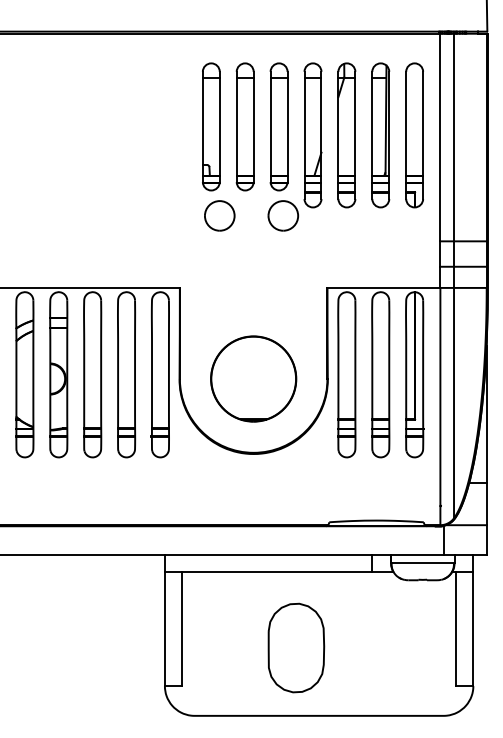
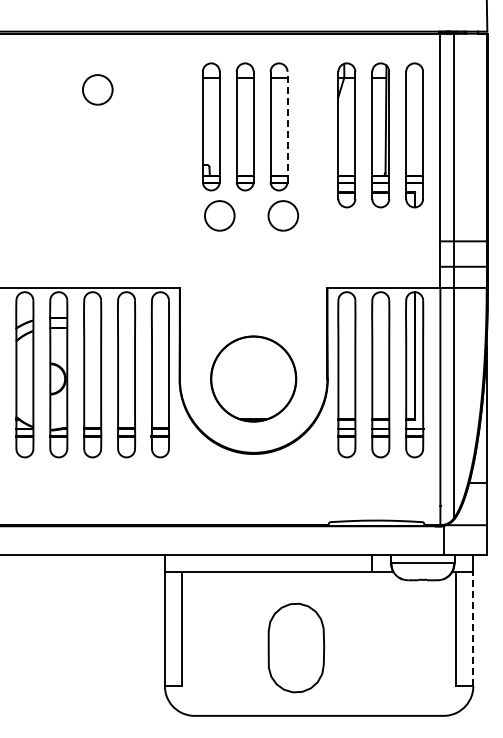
part: none -> present (97, 89)
line: solid -> dashed (287, 126)
part: present -> none (312, 135)
line: solid -> dashed (473, 628)
